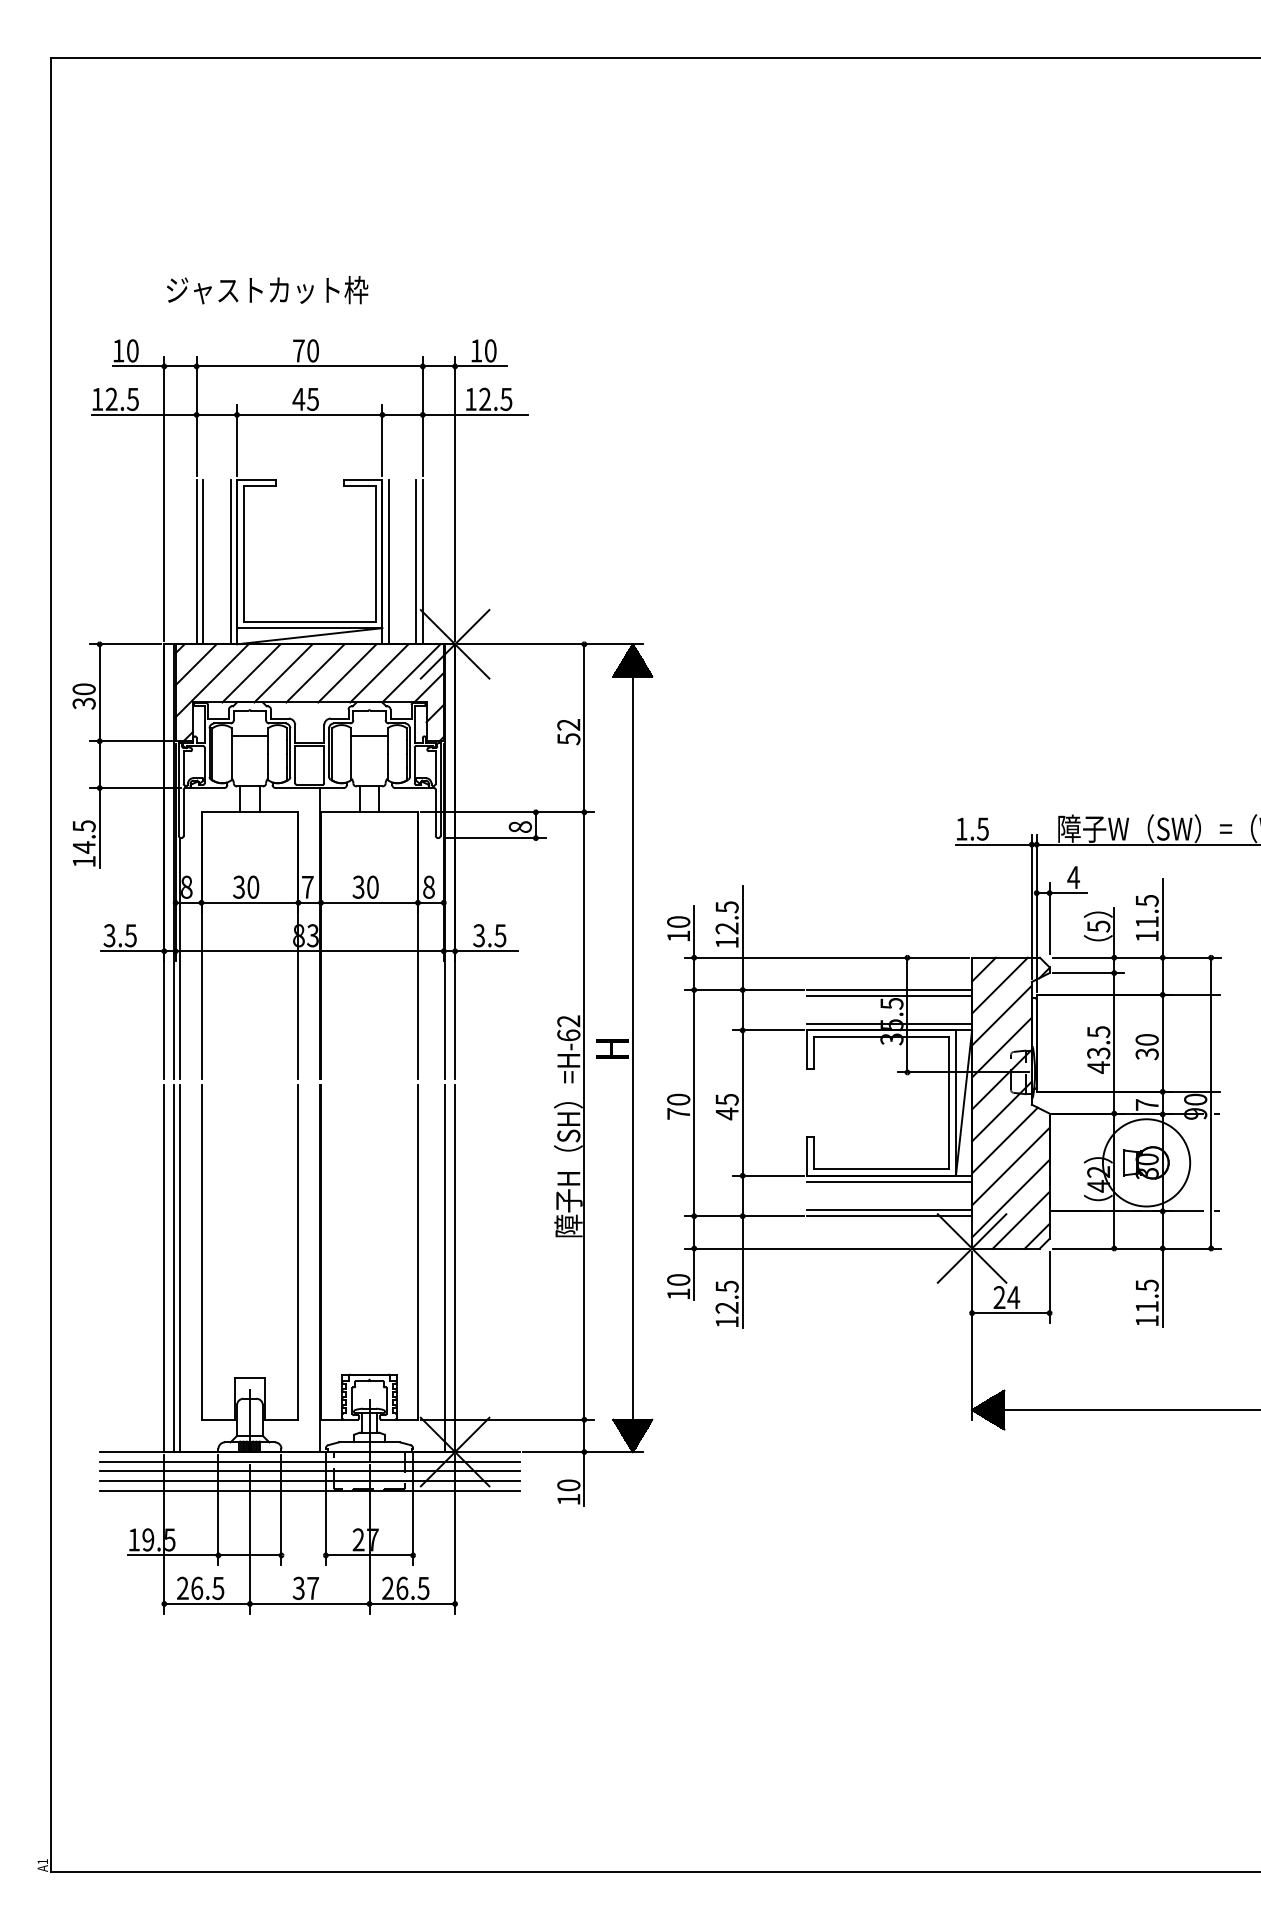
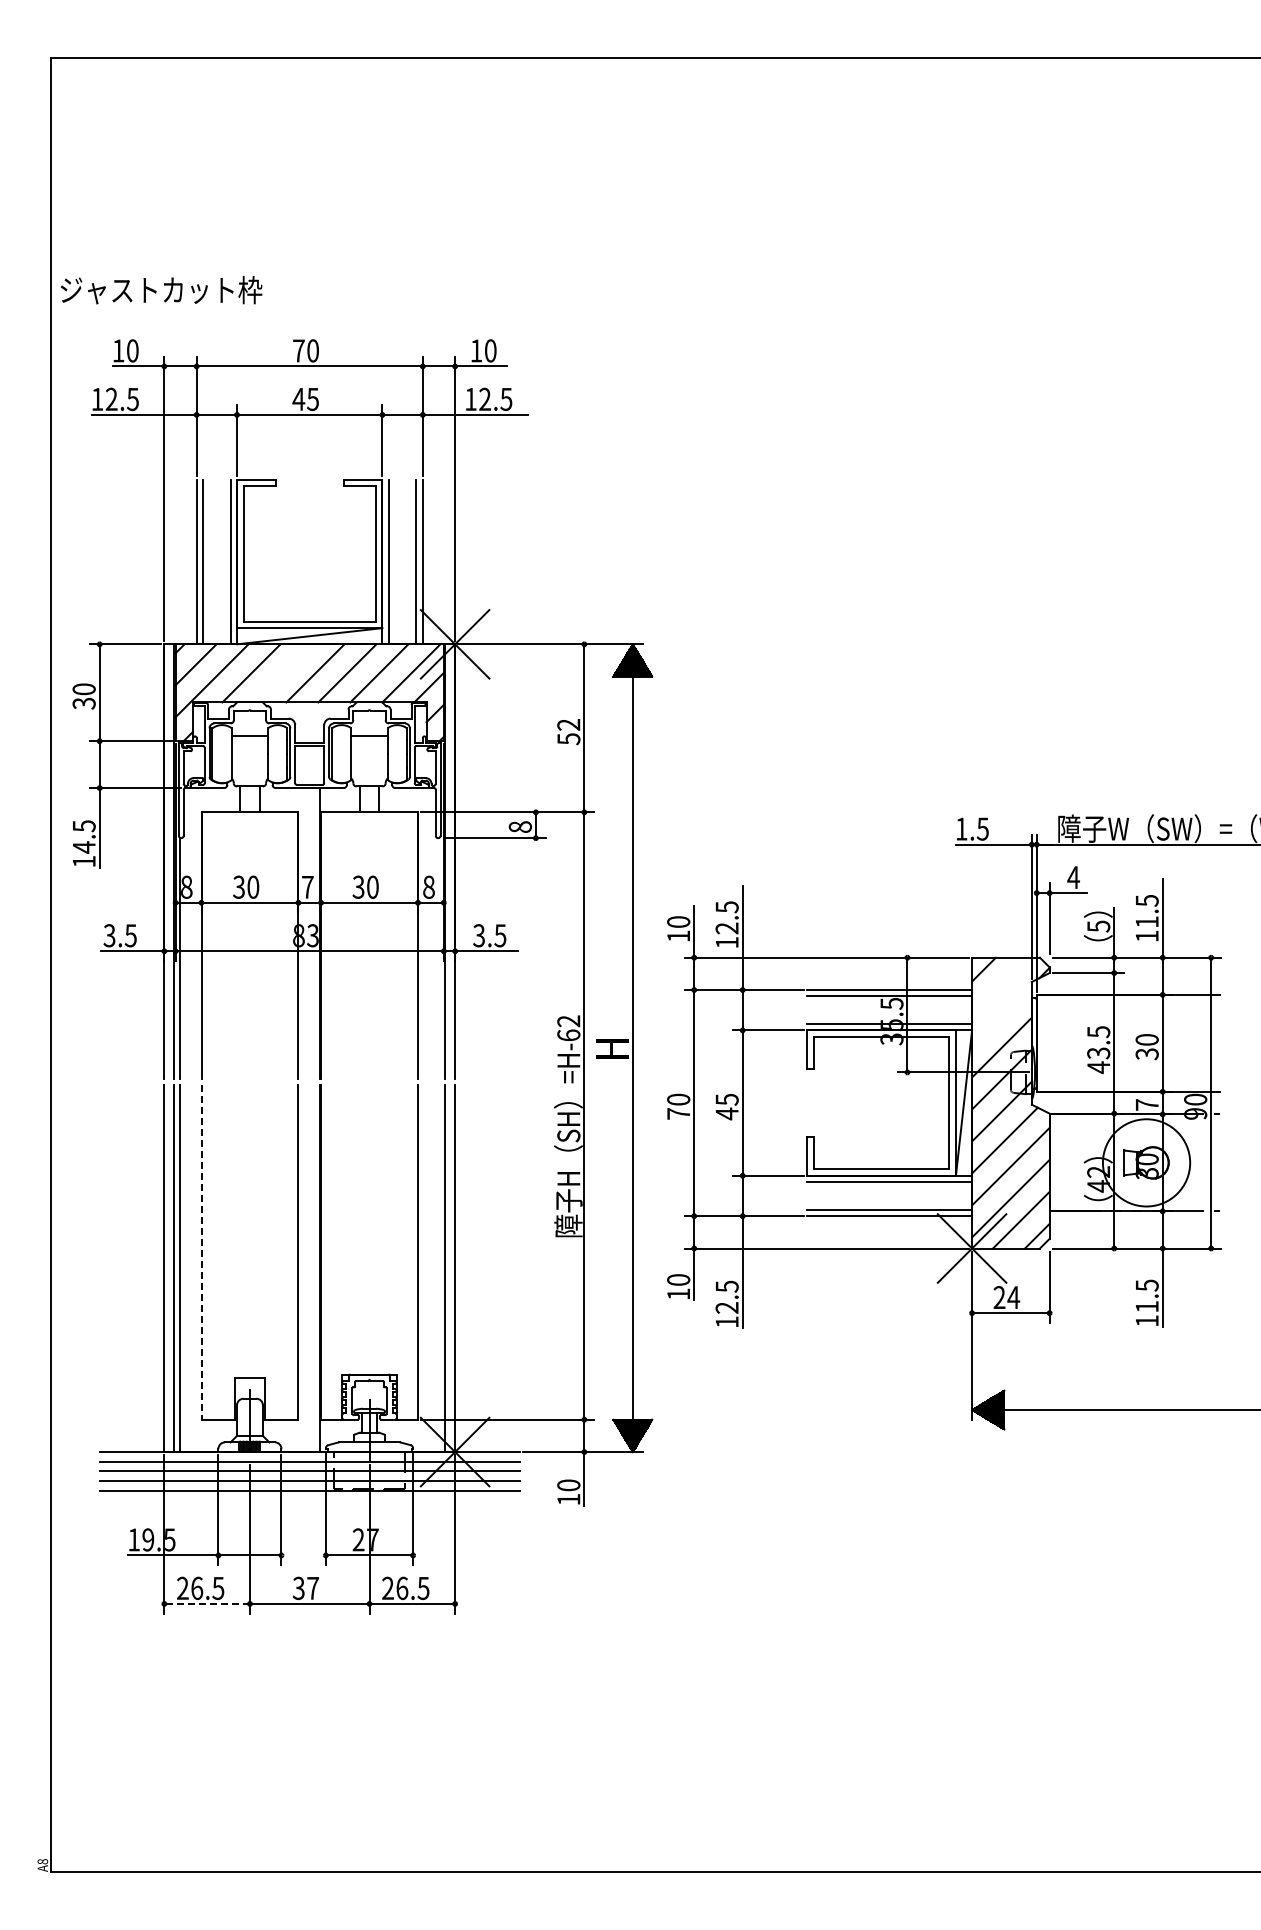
text position: (267, 290) -> (161, 290) (161, 290)
line: present -> none (283, 673)
line: present -> none (999, 985)
line: present -> none (1001, 1015)
line: solid -> dashed (201, 1253)
line: solid -> dashed (207, 1603)
text: A1 -> A8 (42, 1861)
